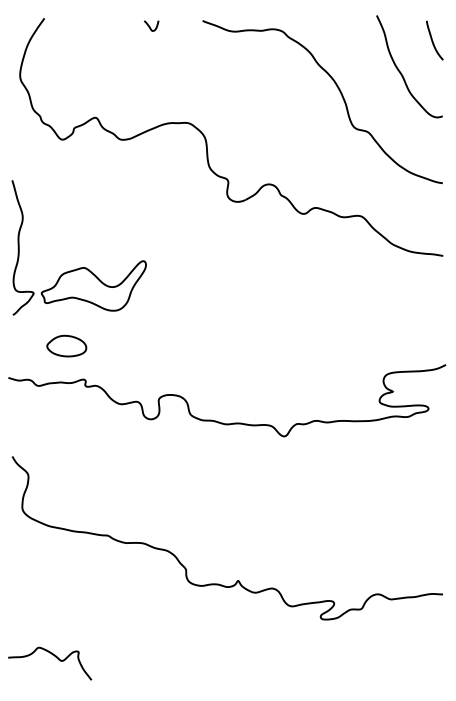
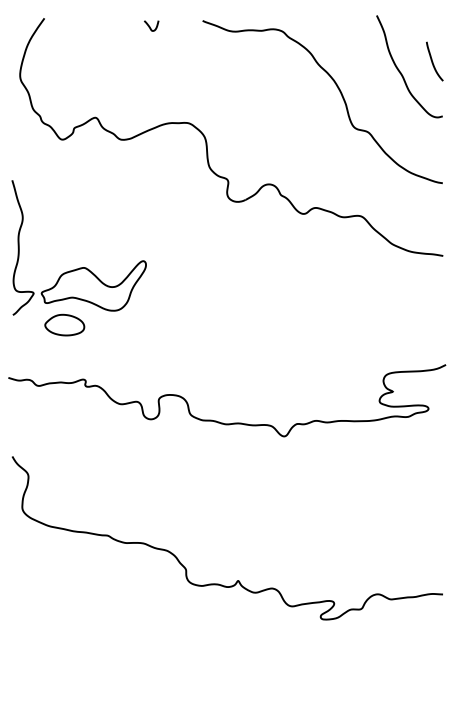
curve position: (433, 40) -> (433, 61) (433, 61)
part position: (66, 345) -> (64, 324) (64, 324)
curve: present -> none (55, 657)
